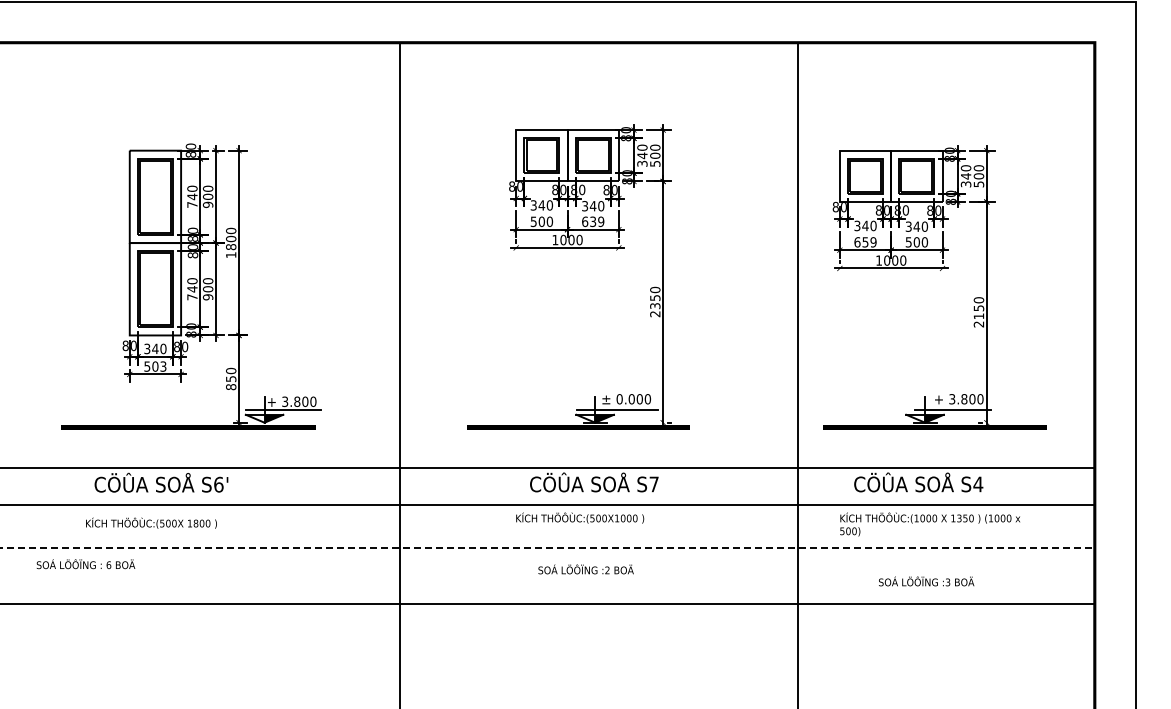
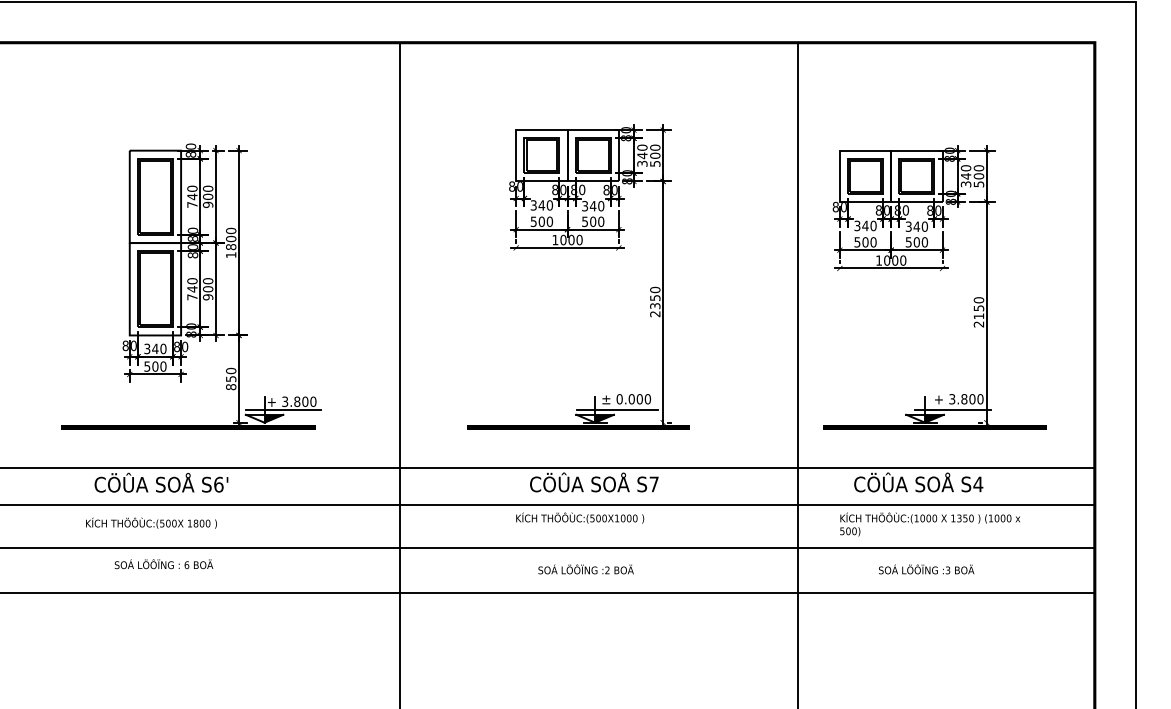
text: 639 -> 500 (593, 221)
text: 659 -> 500 (865, 242)
text: 503 -> 500 (163, 366)
line: dashed -> solid (548, 548)
text position: (85, 564) -> (163, 564) (163, 564)
text position: (926, 581) -> (926, 569) (926, 569)
line position: (548, 604) -> (548, 593) (548, 593)
